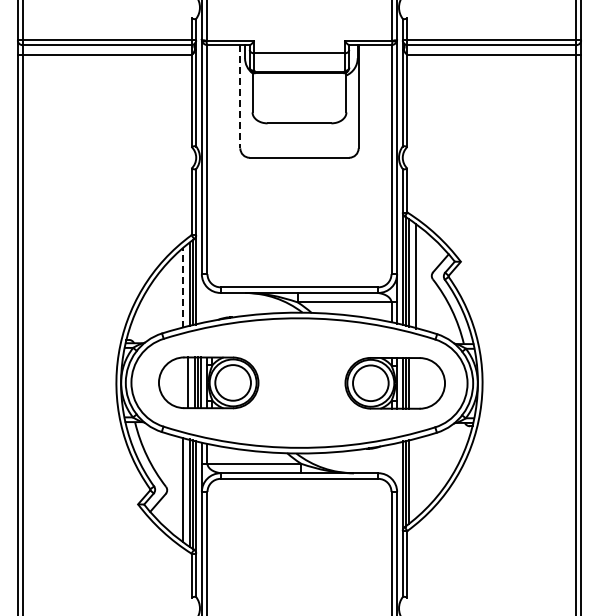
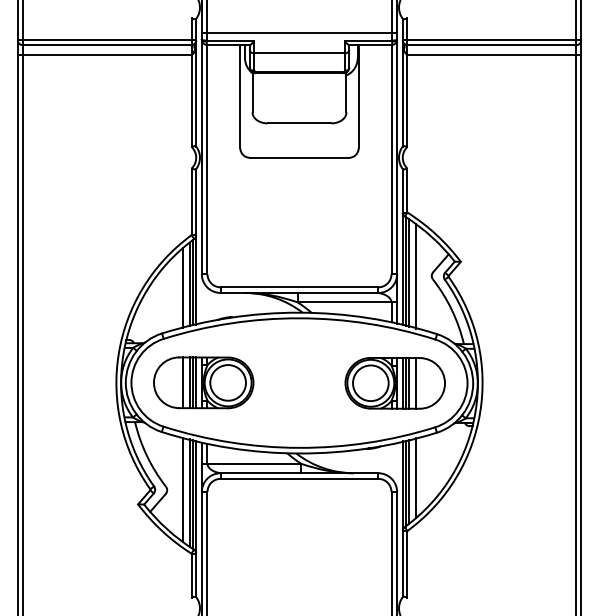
line: none -> present (299, 33)
line: dashed -> solid (240, 96)
line: dashed -> solid (182, 287)
part position: (208, 382) -> (203, 382) (203, 382)
line: none -> present (416, 383)
line: none -> present (416, 478)
